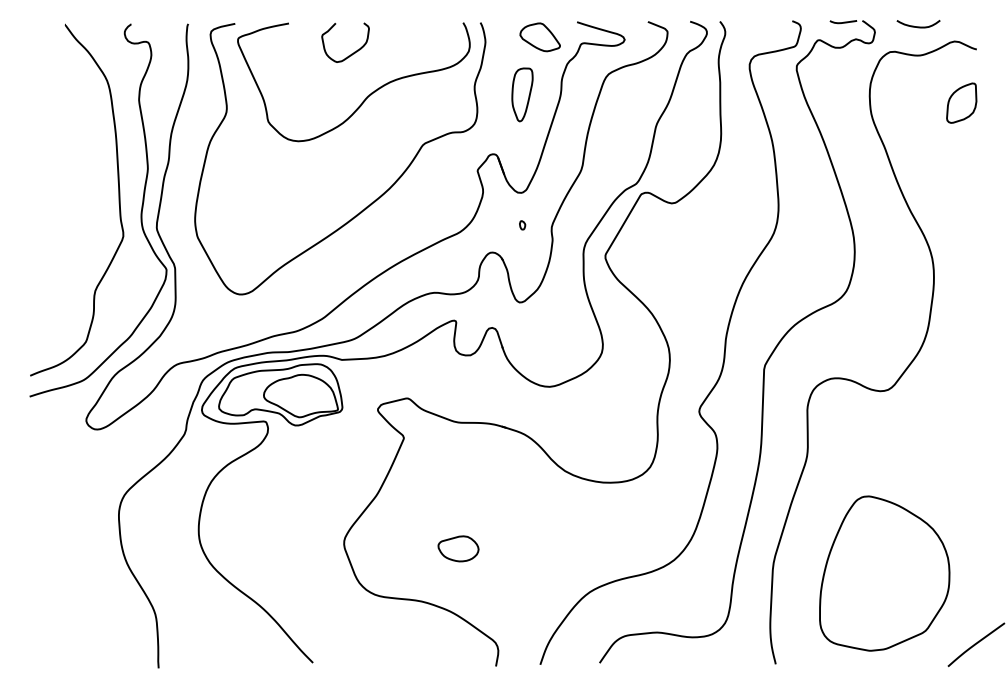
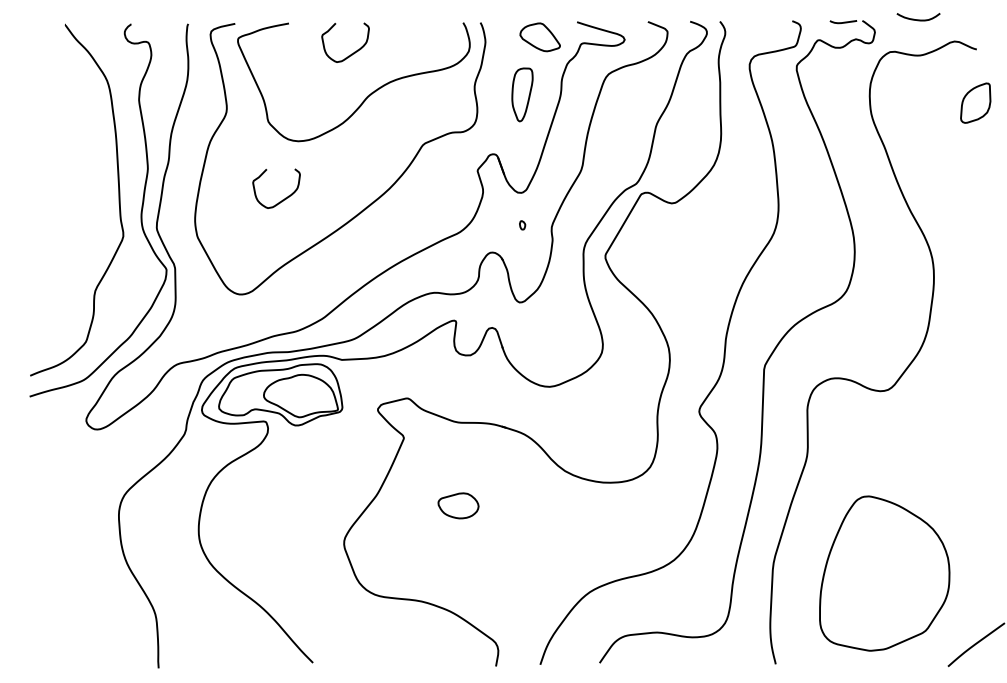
curve position: (918, 26) -> (918, 19) (918, 19)
part position: (961, 102) -> (975, 102) (975, 102)
curve: none -> present (282, 199)
part position: (458, 548) -> (458, 505) (458, 505)
